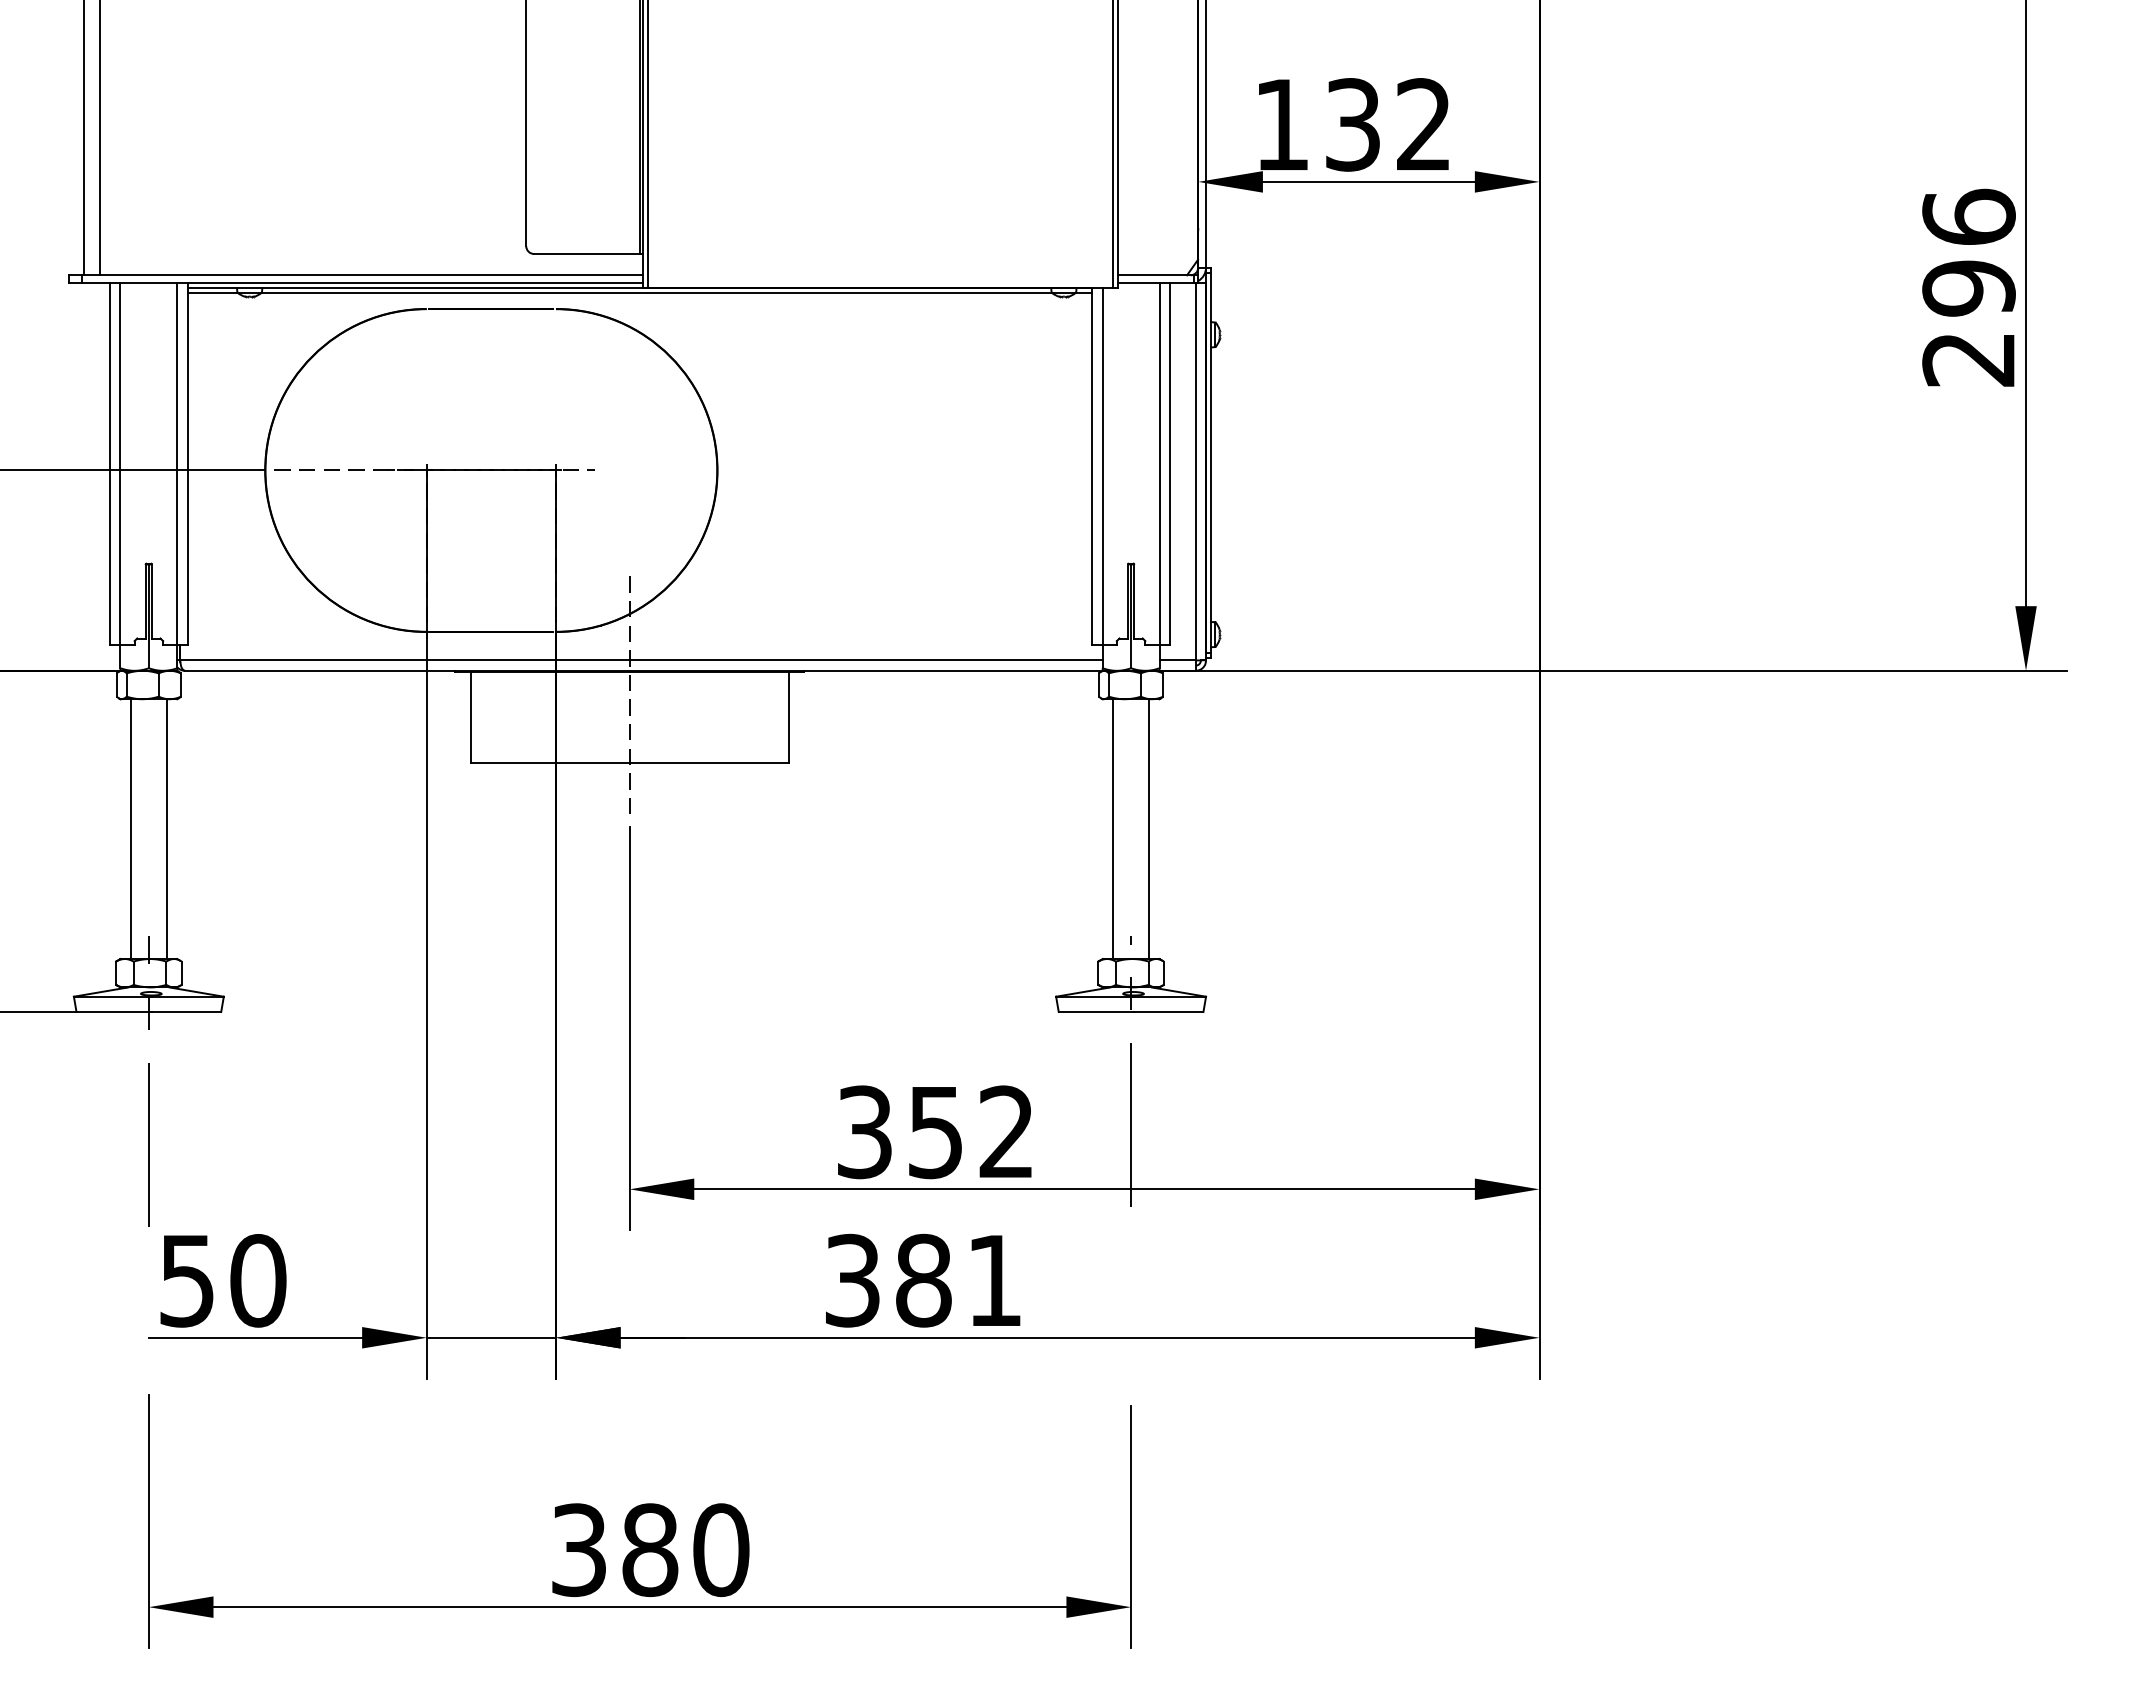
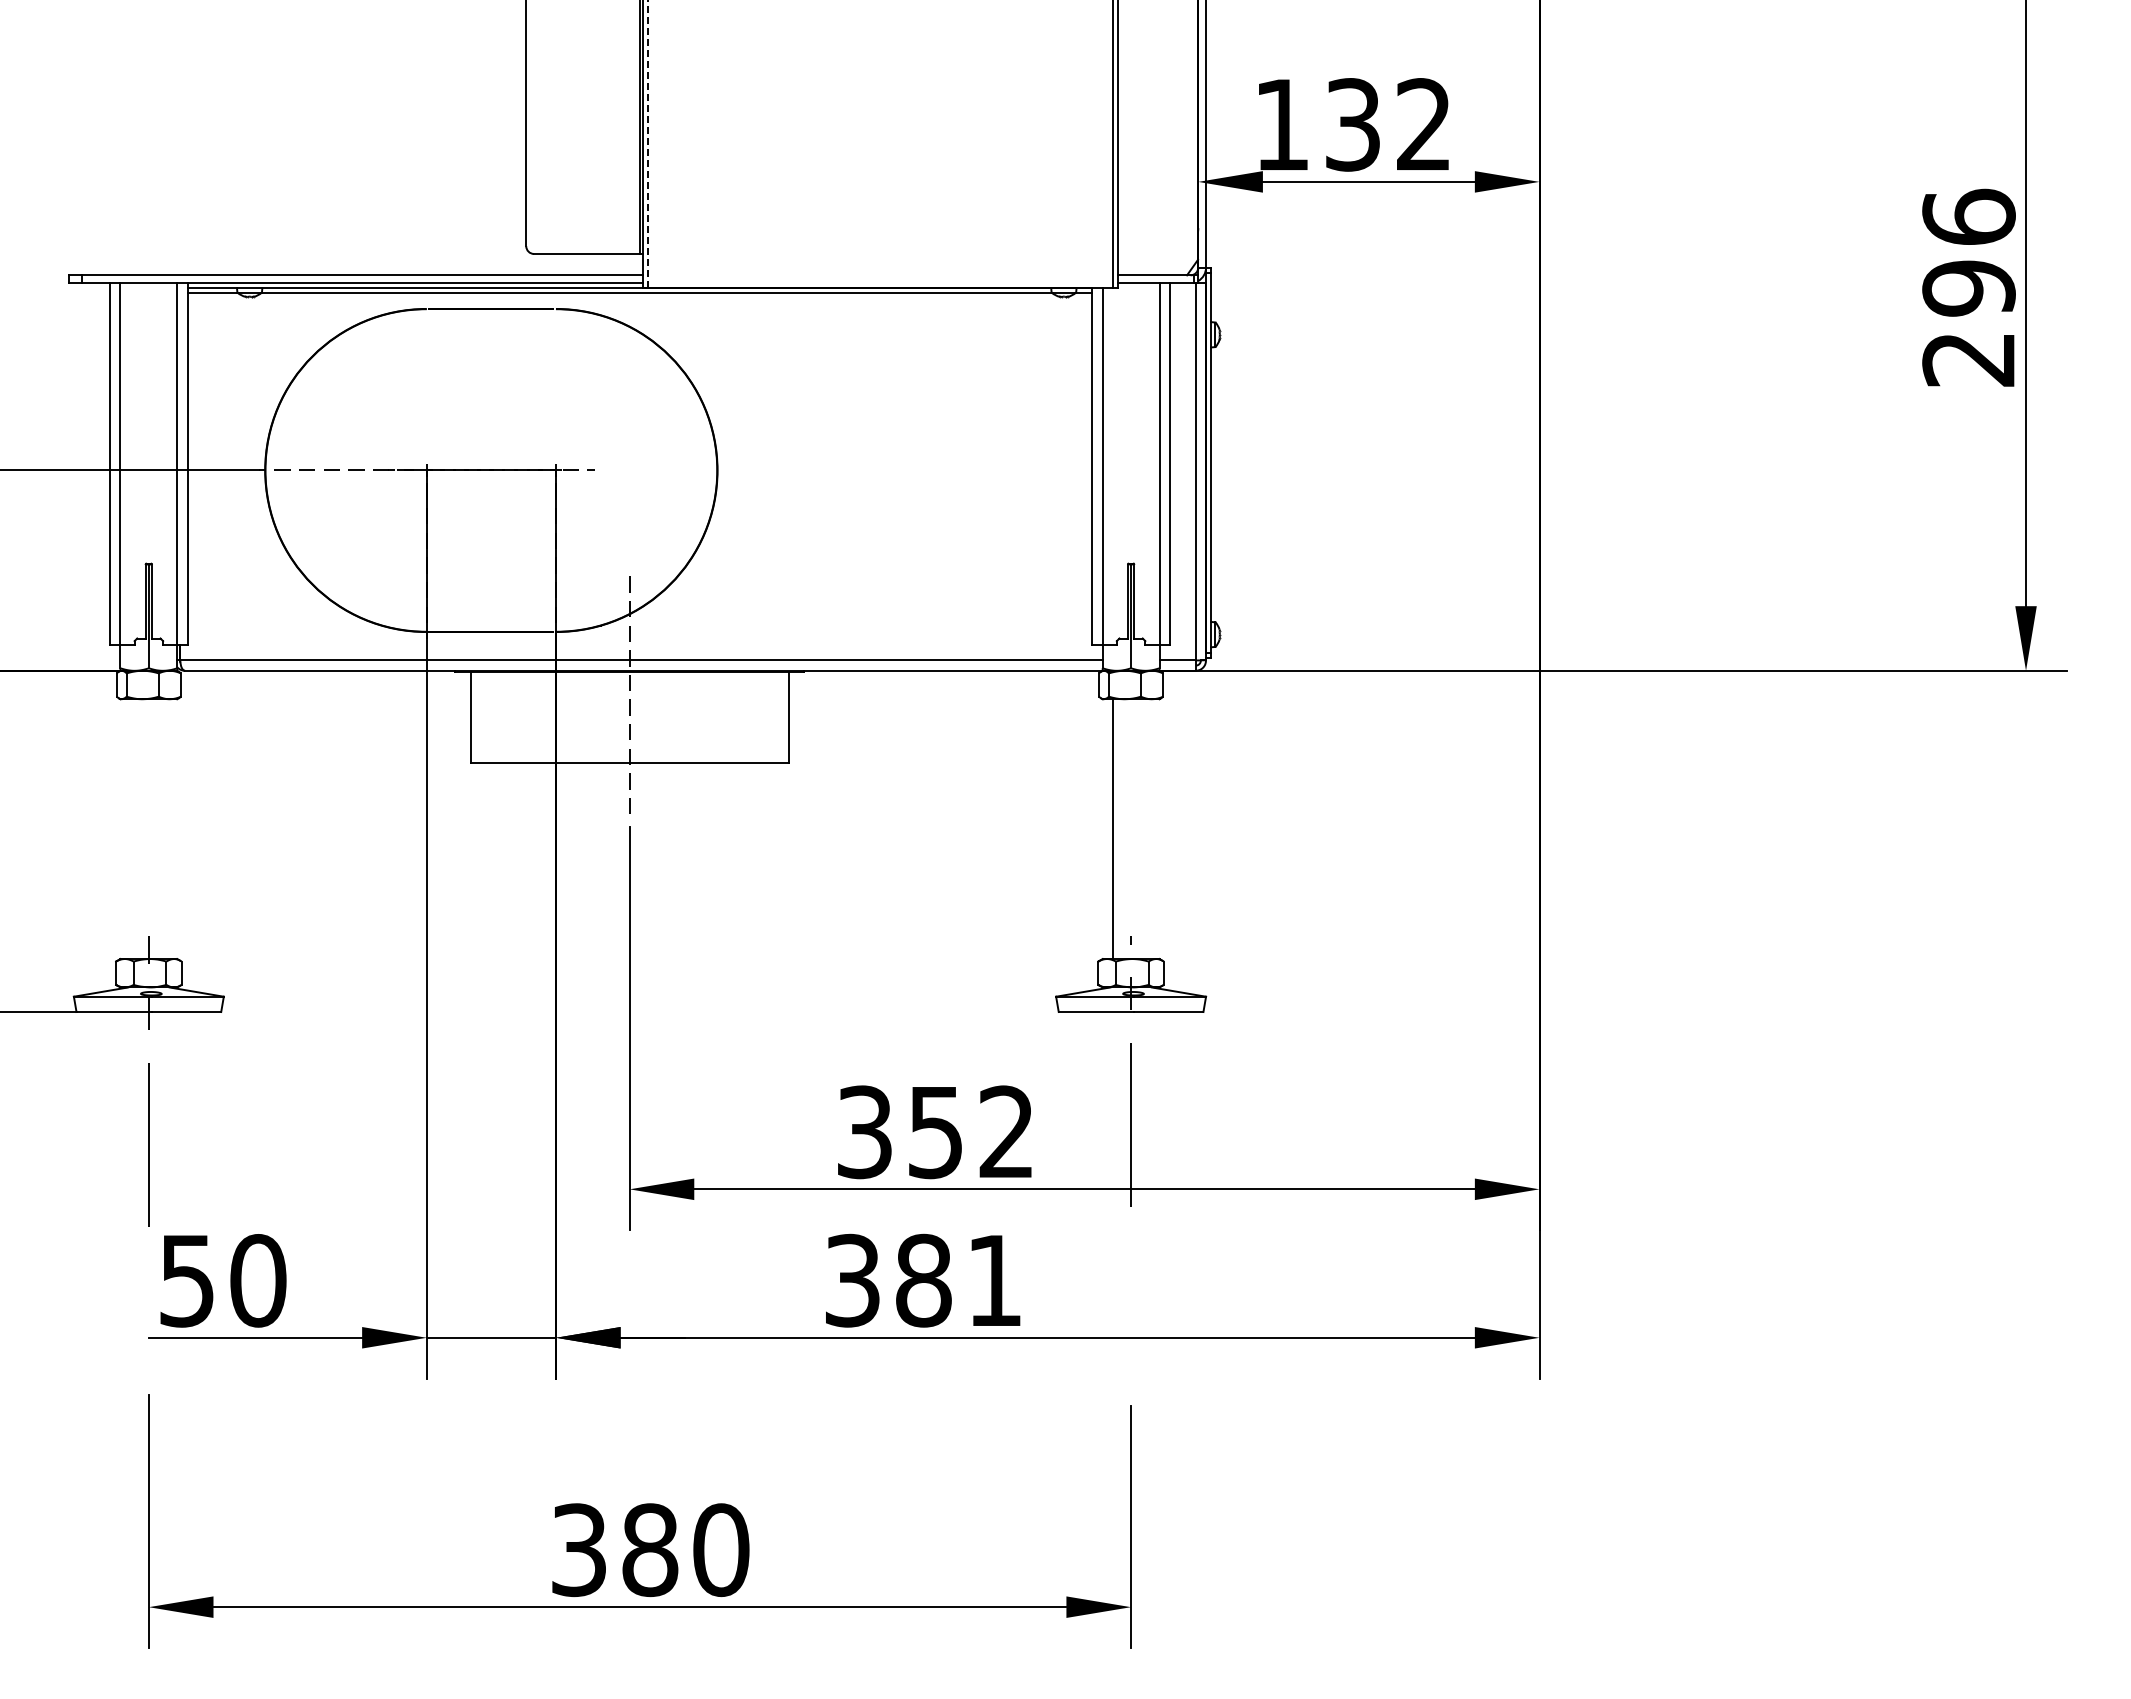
line: present -> none (84, 138)
line: present -> none (99, 138)
line: solid -> dashed (647, 143)
line: present -> none (130, 829)
line: present -> none (166, 829)
line: present -> none (1149, 829)
